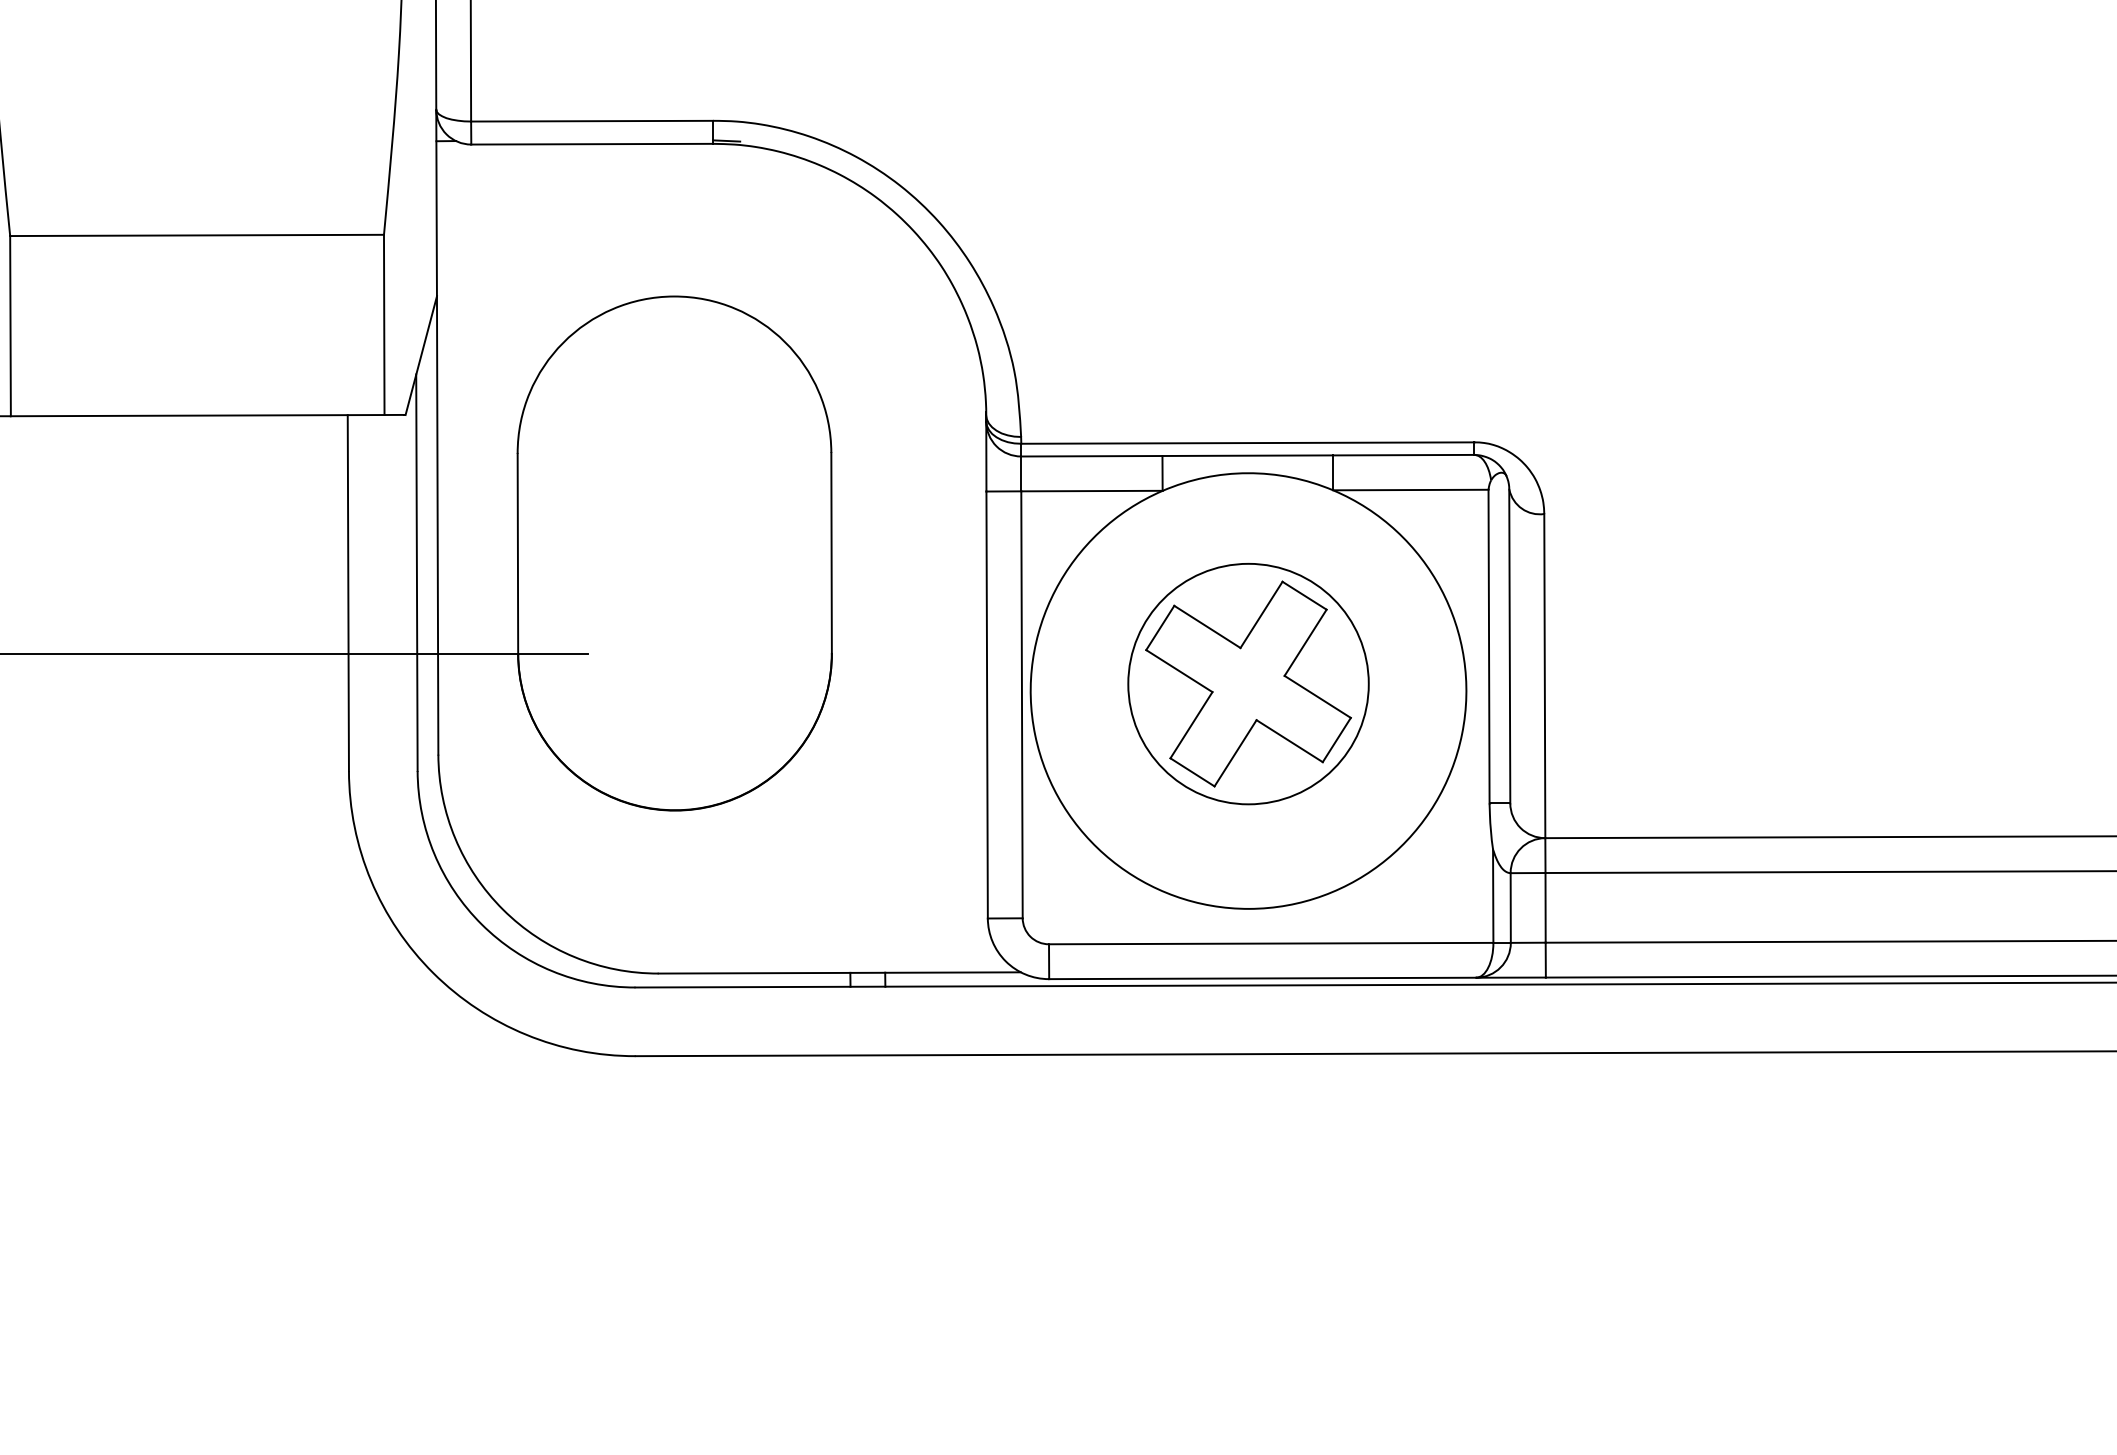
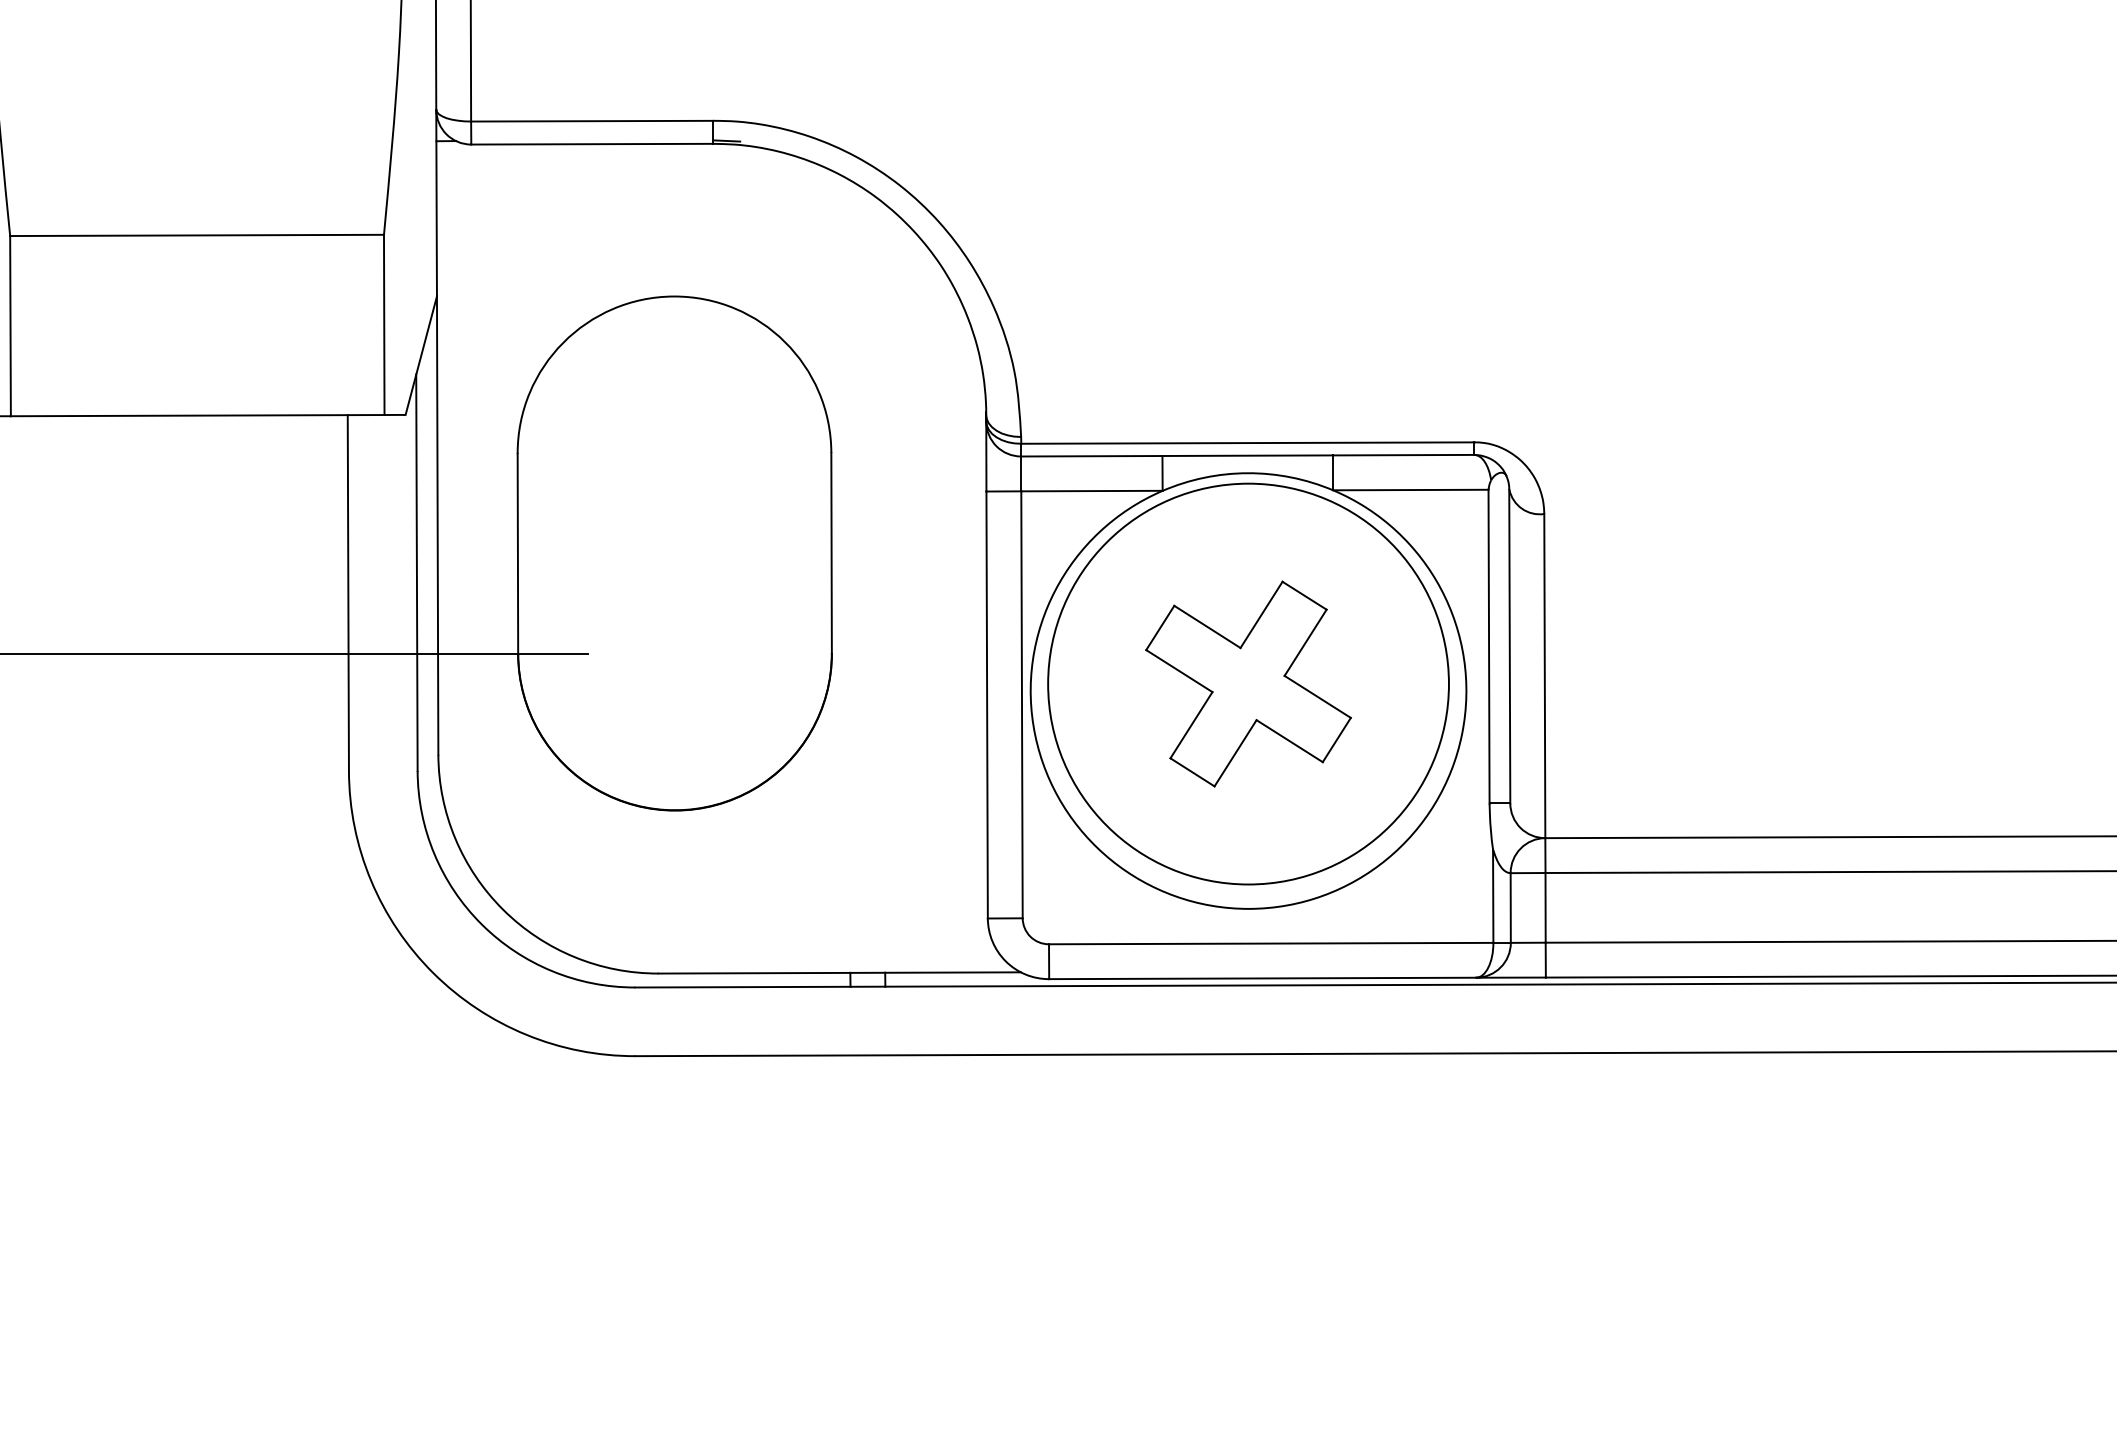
circle diameter: 240 px -> 401 px (1248, 683)
